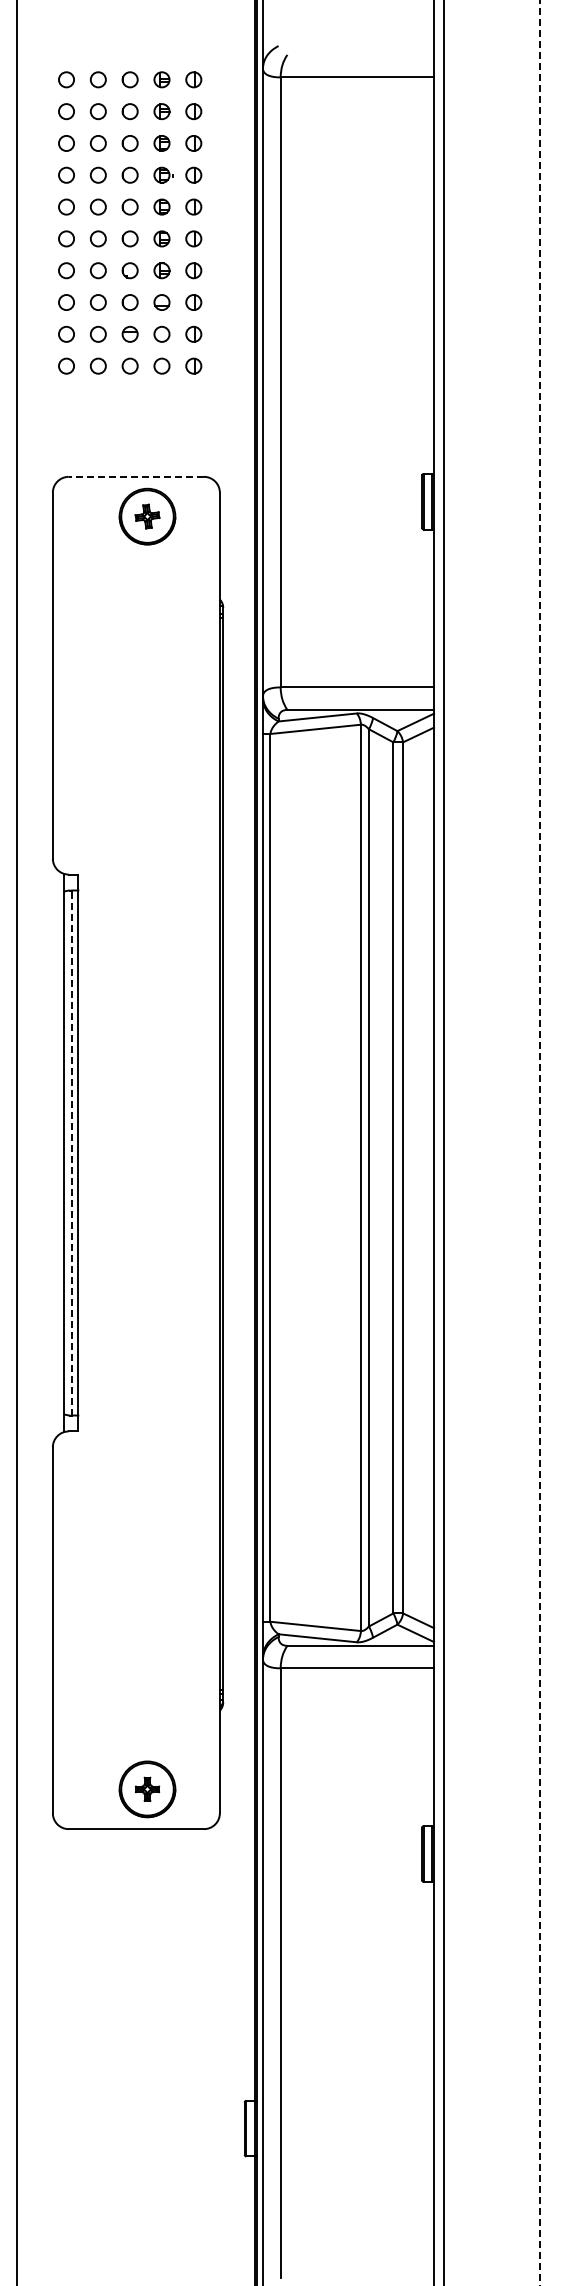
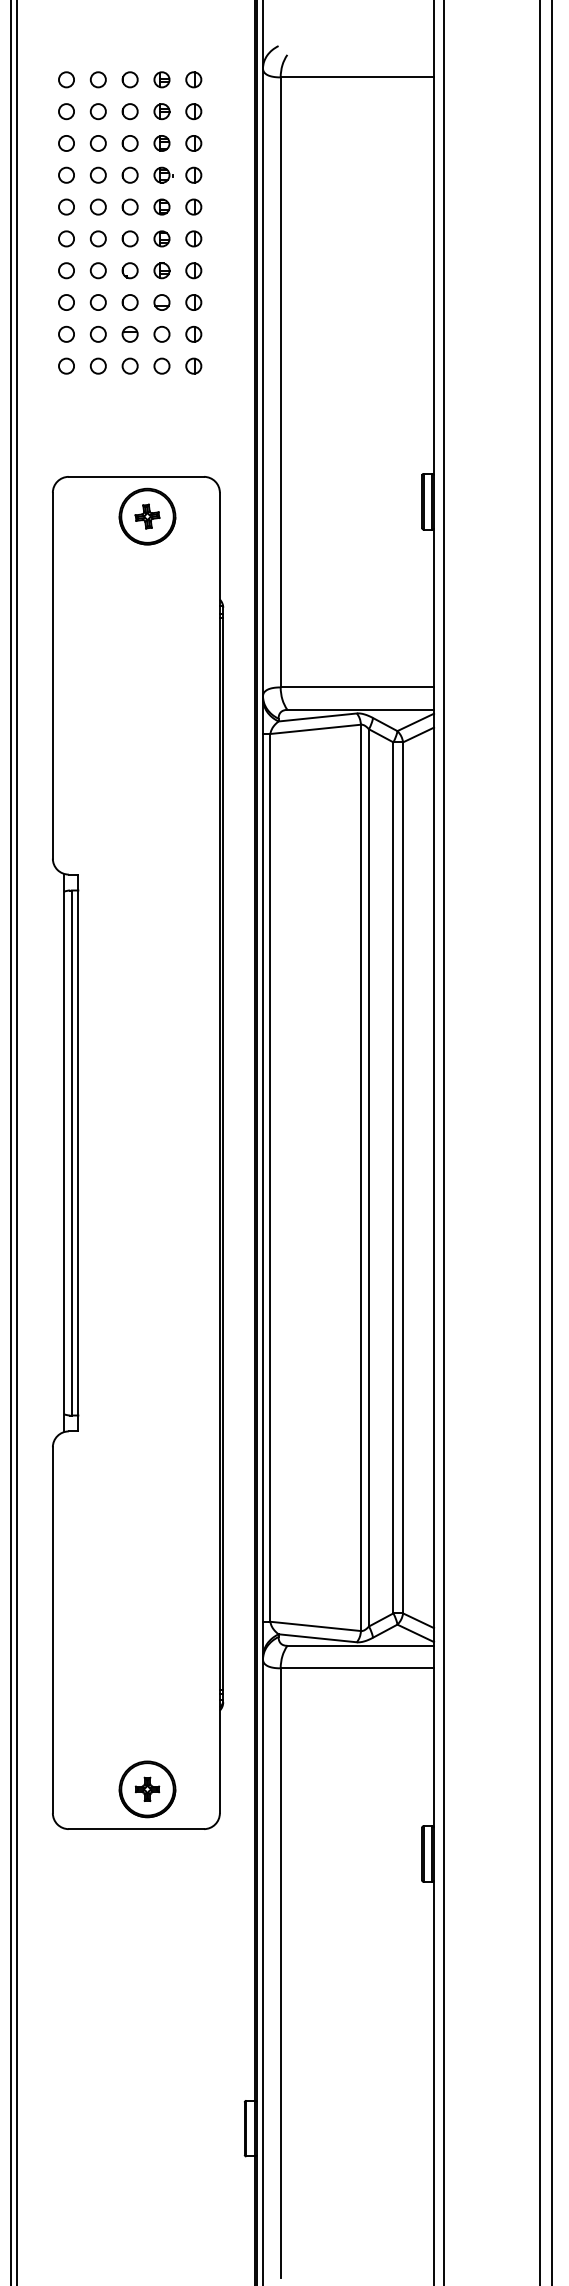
line: dashed -> solid (136, 476)
line: none -> present (10, 1142)
line: none -> present (551, 1142)
line: dashed -> solid (539, 1143)
line: dashed -> solid (71, 1153)
